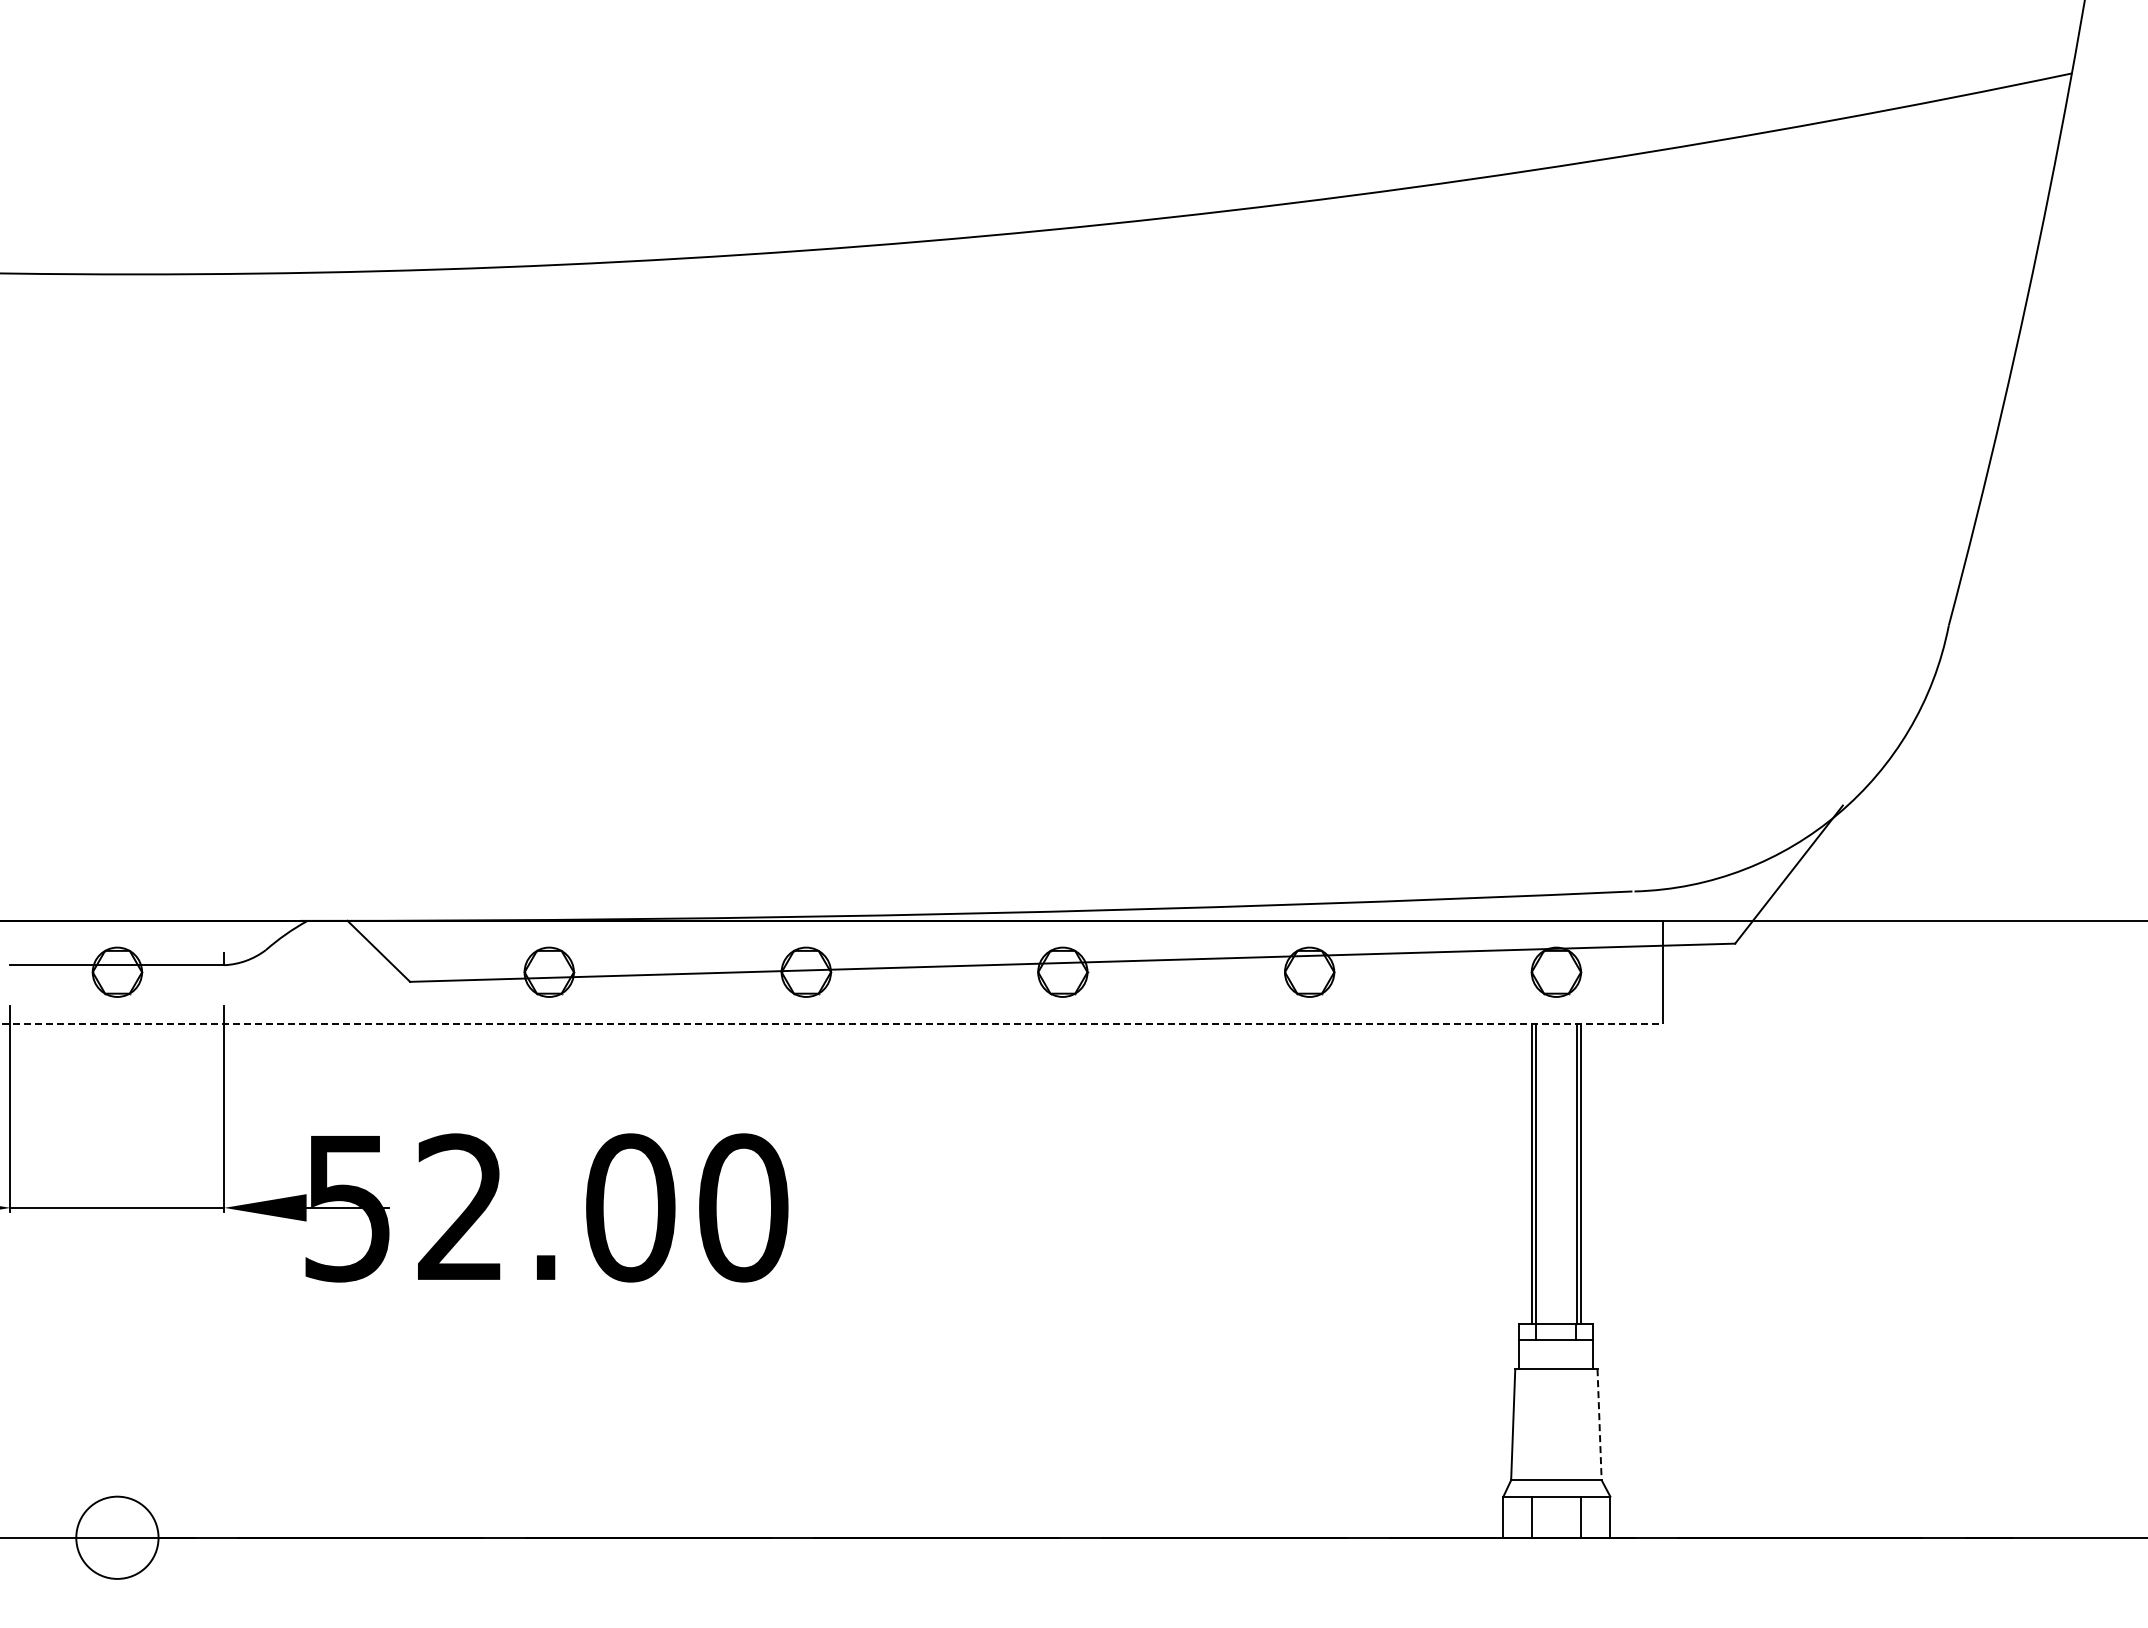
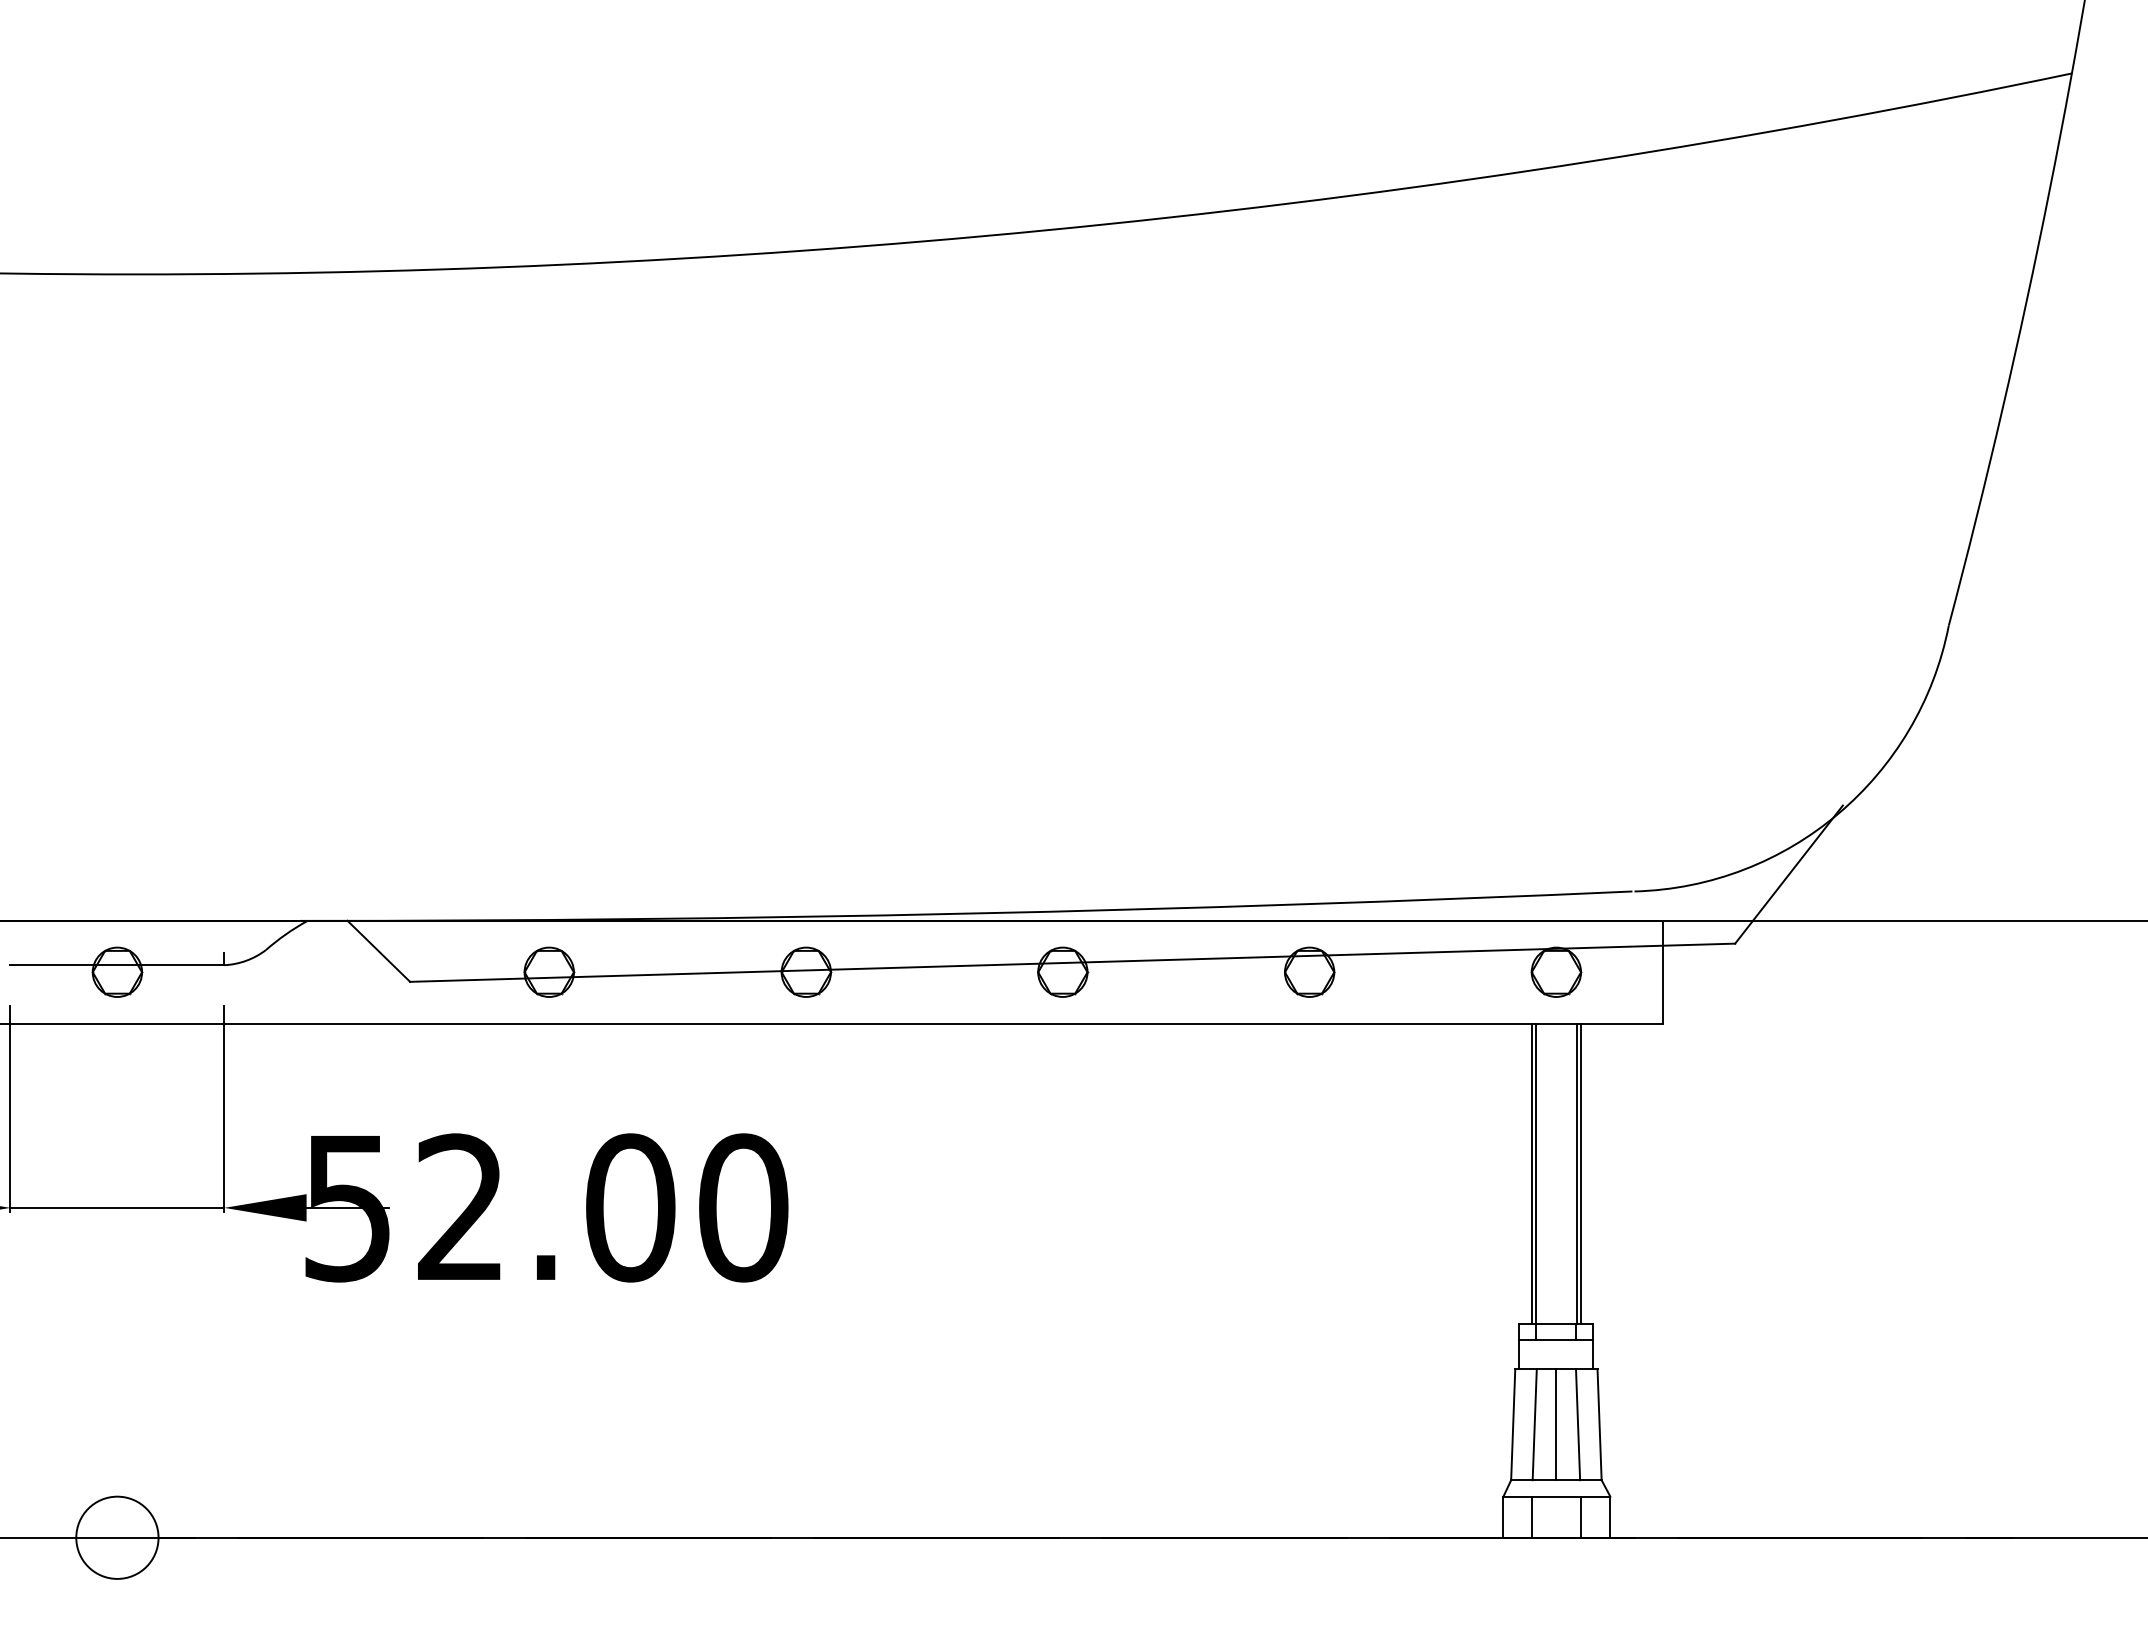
line: dashed -> solid (832, 1023)
line: none -> present (1534, 1424)
line: none -> present (1556, 1424)
line: none -> present (1578, 1424)
line: dashed -> solid (1599, 1424)
